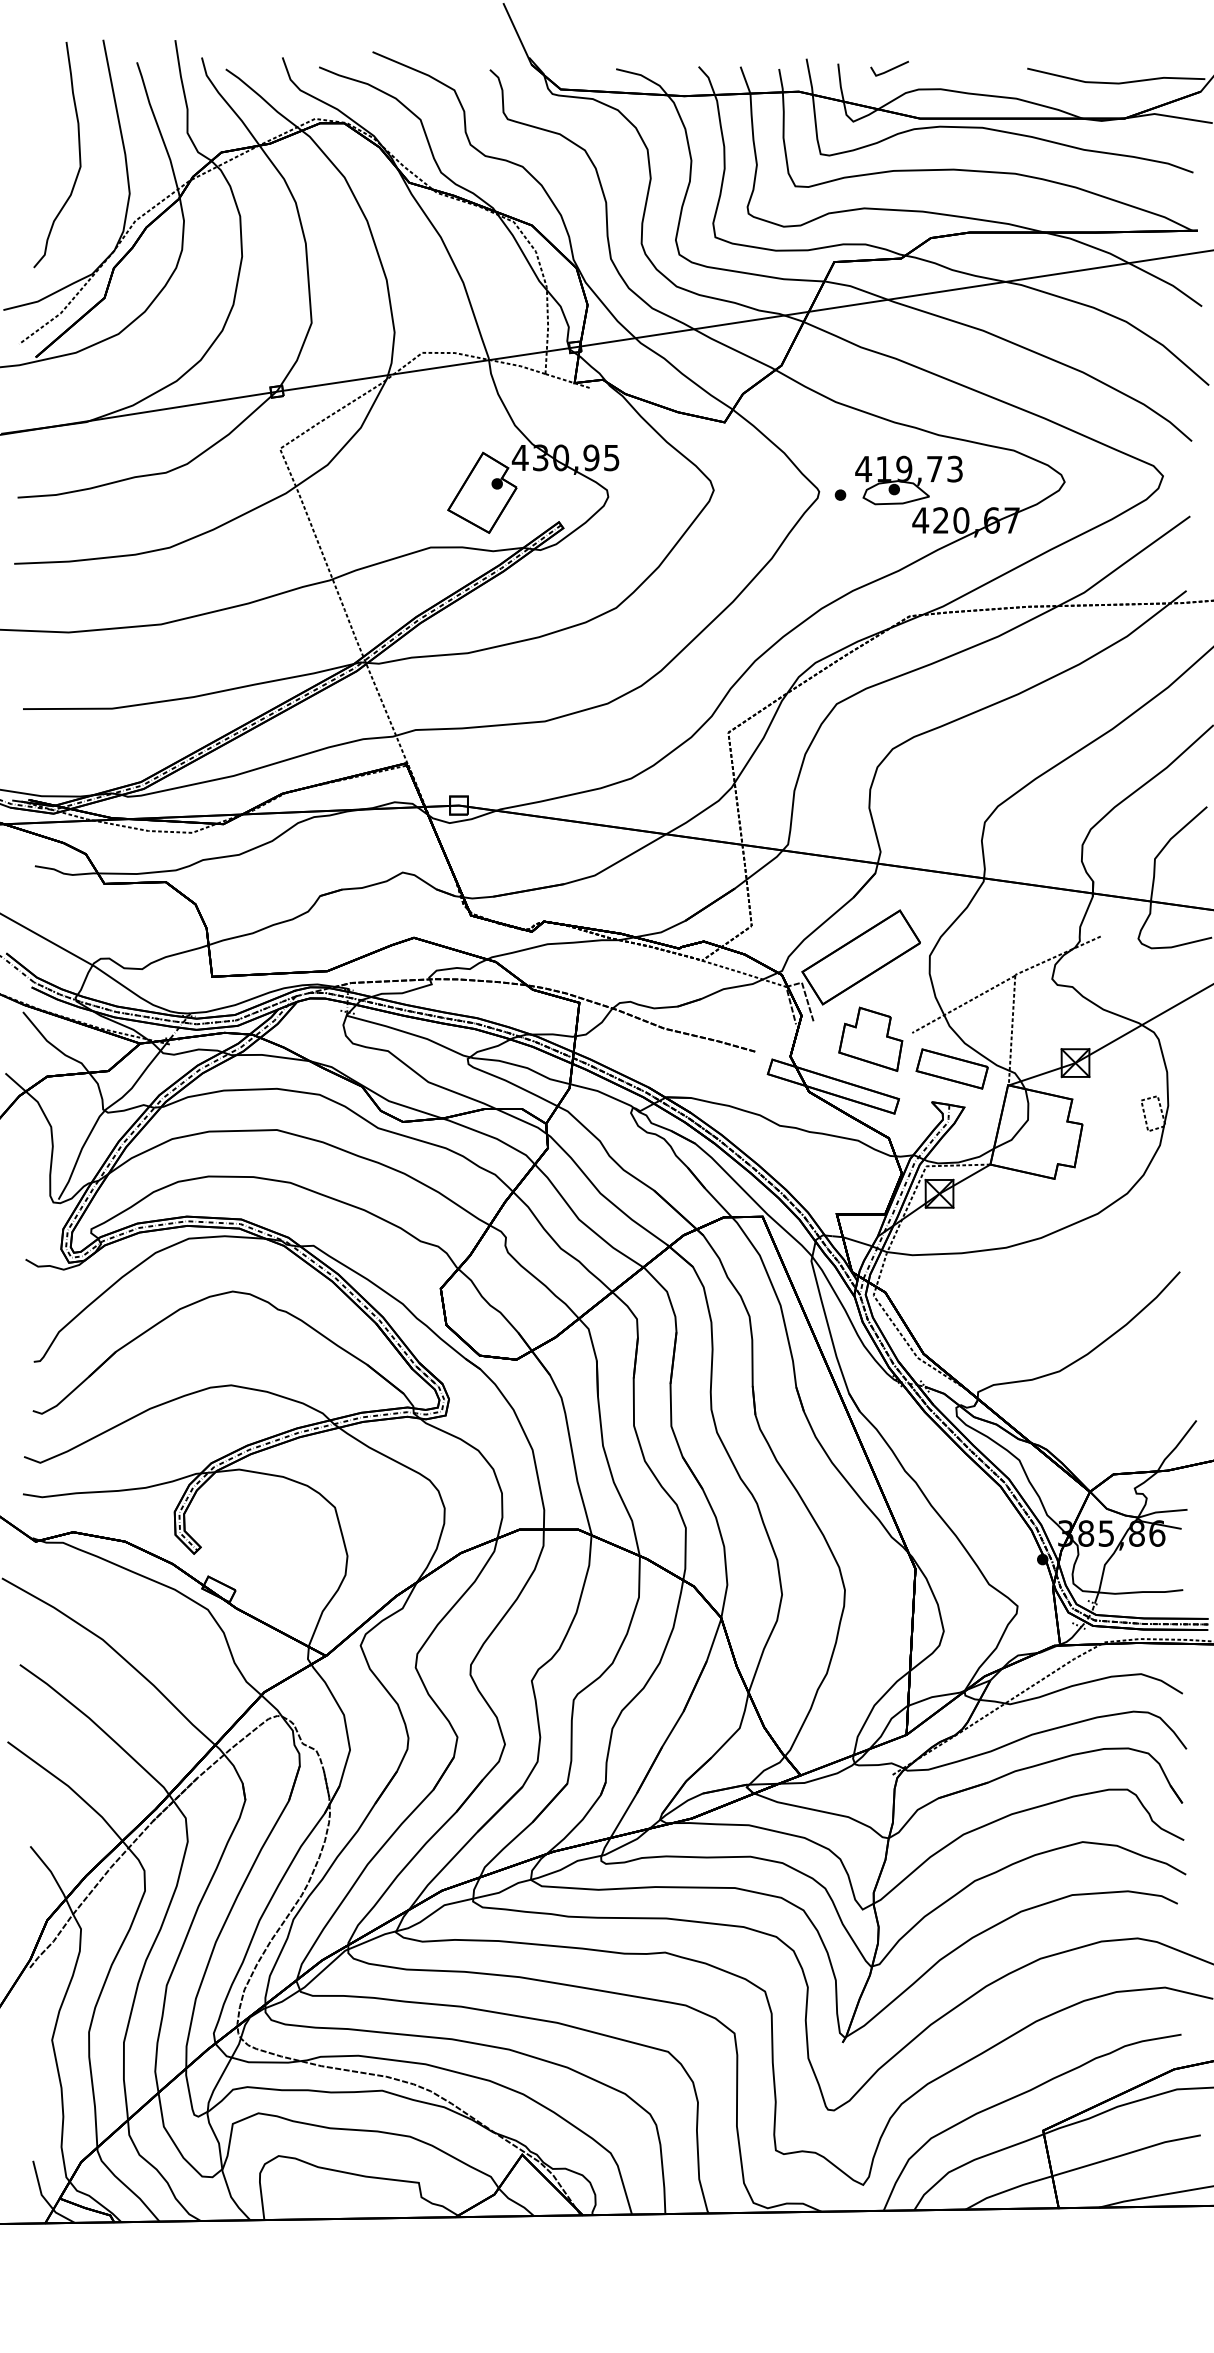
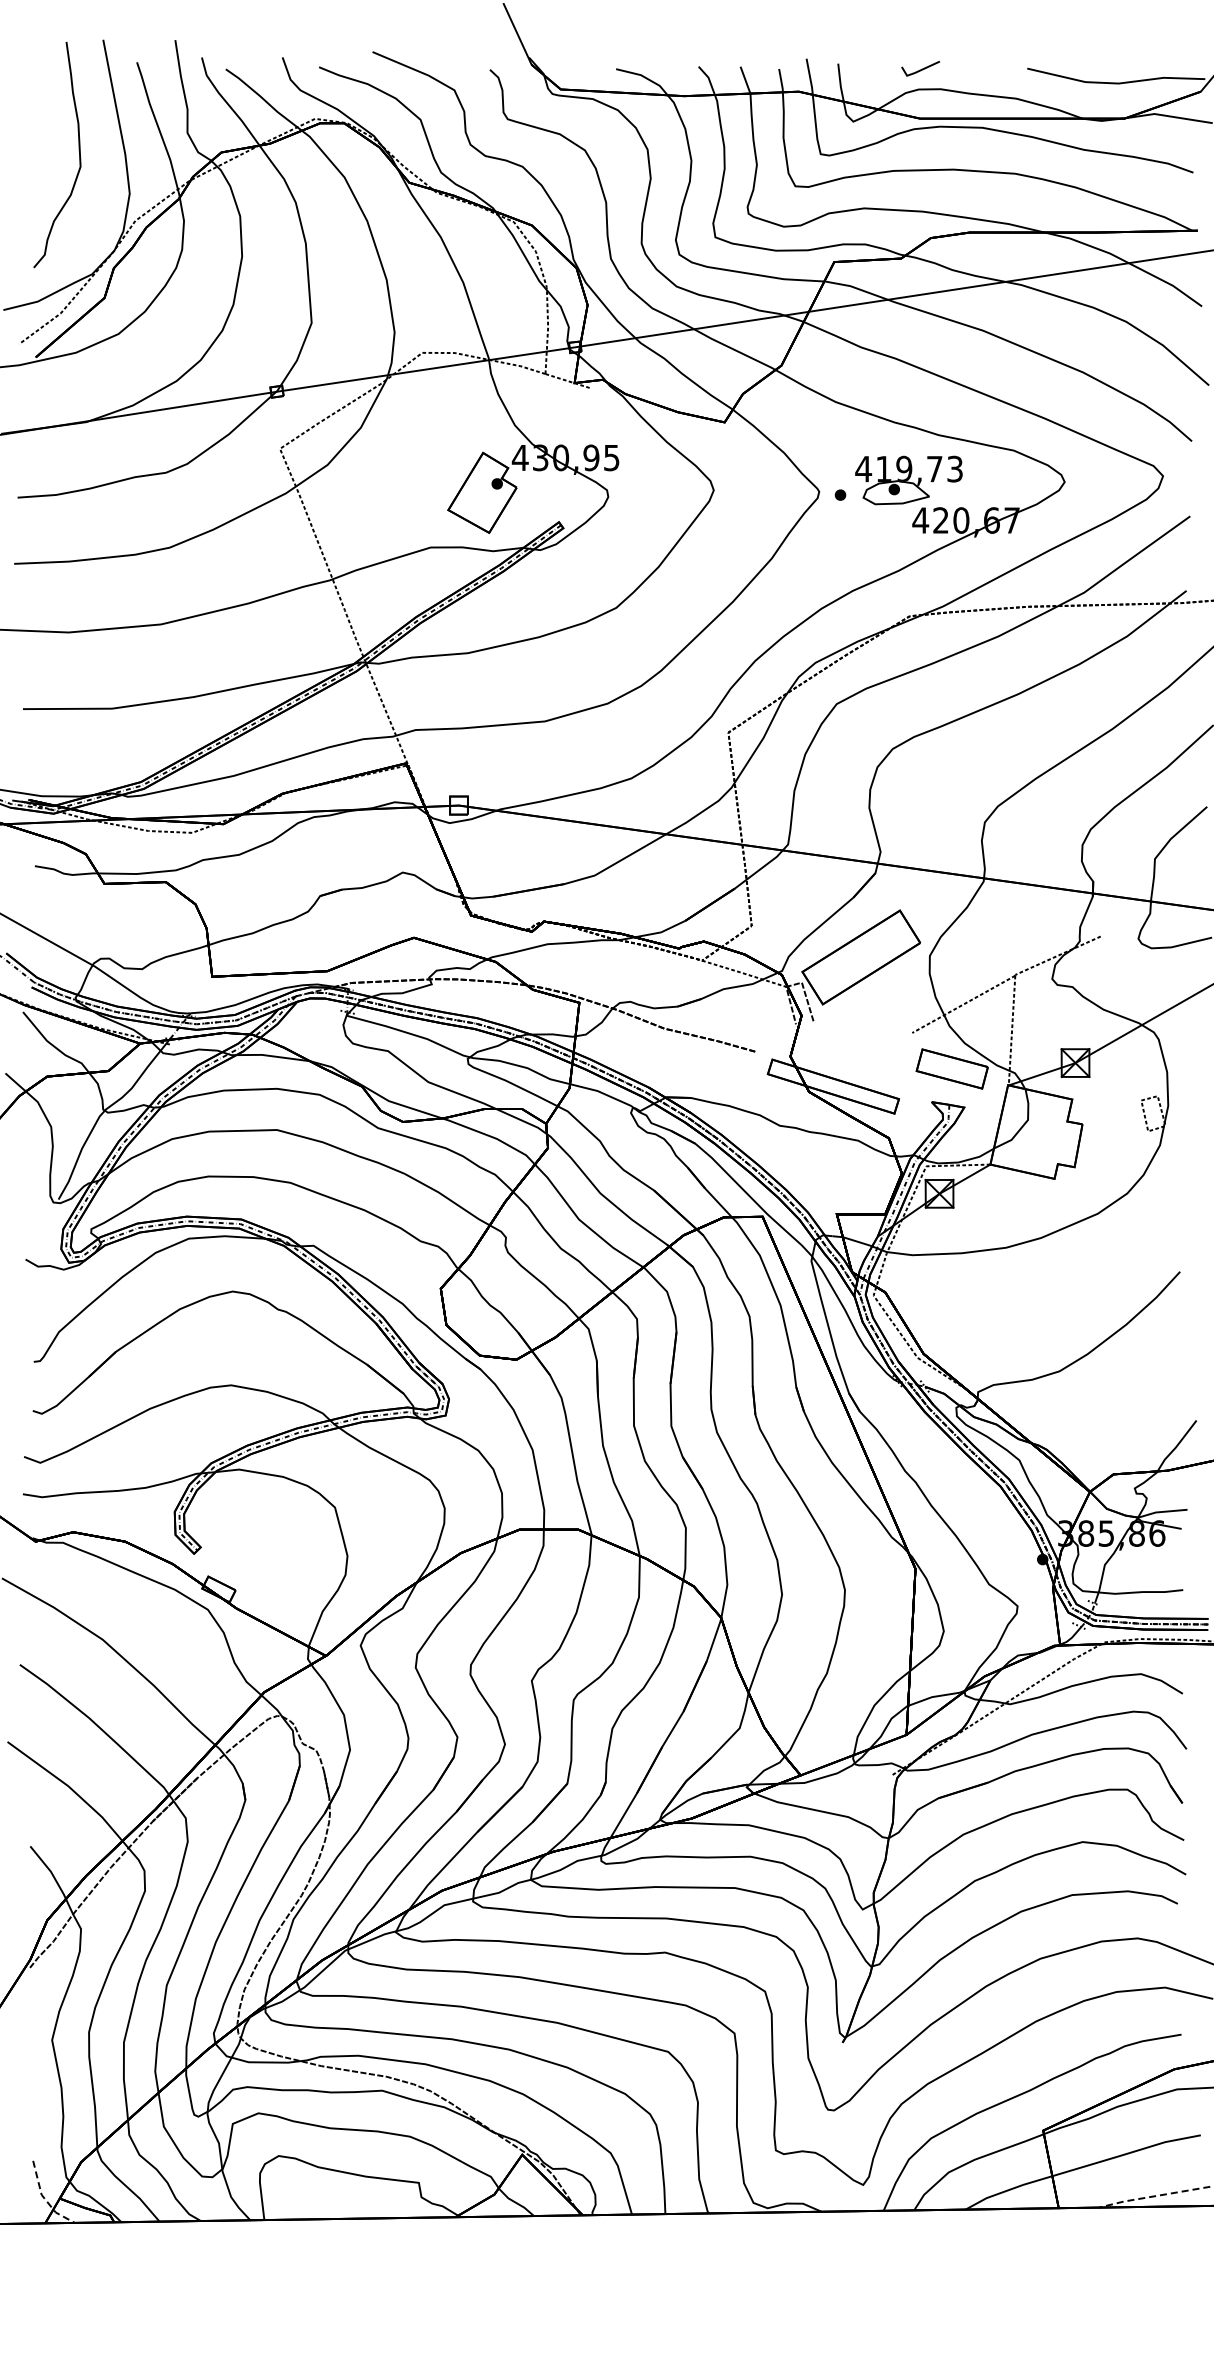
line position: (889, 69) -> (920, 69) (920, 69)
part: present -> none (870, 1038)
line: solid -> dashed (1155, 2196)
line: solid -> dashed (44, 2198)
